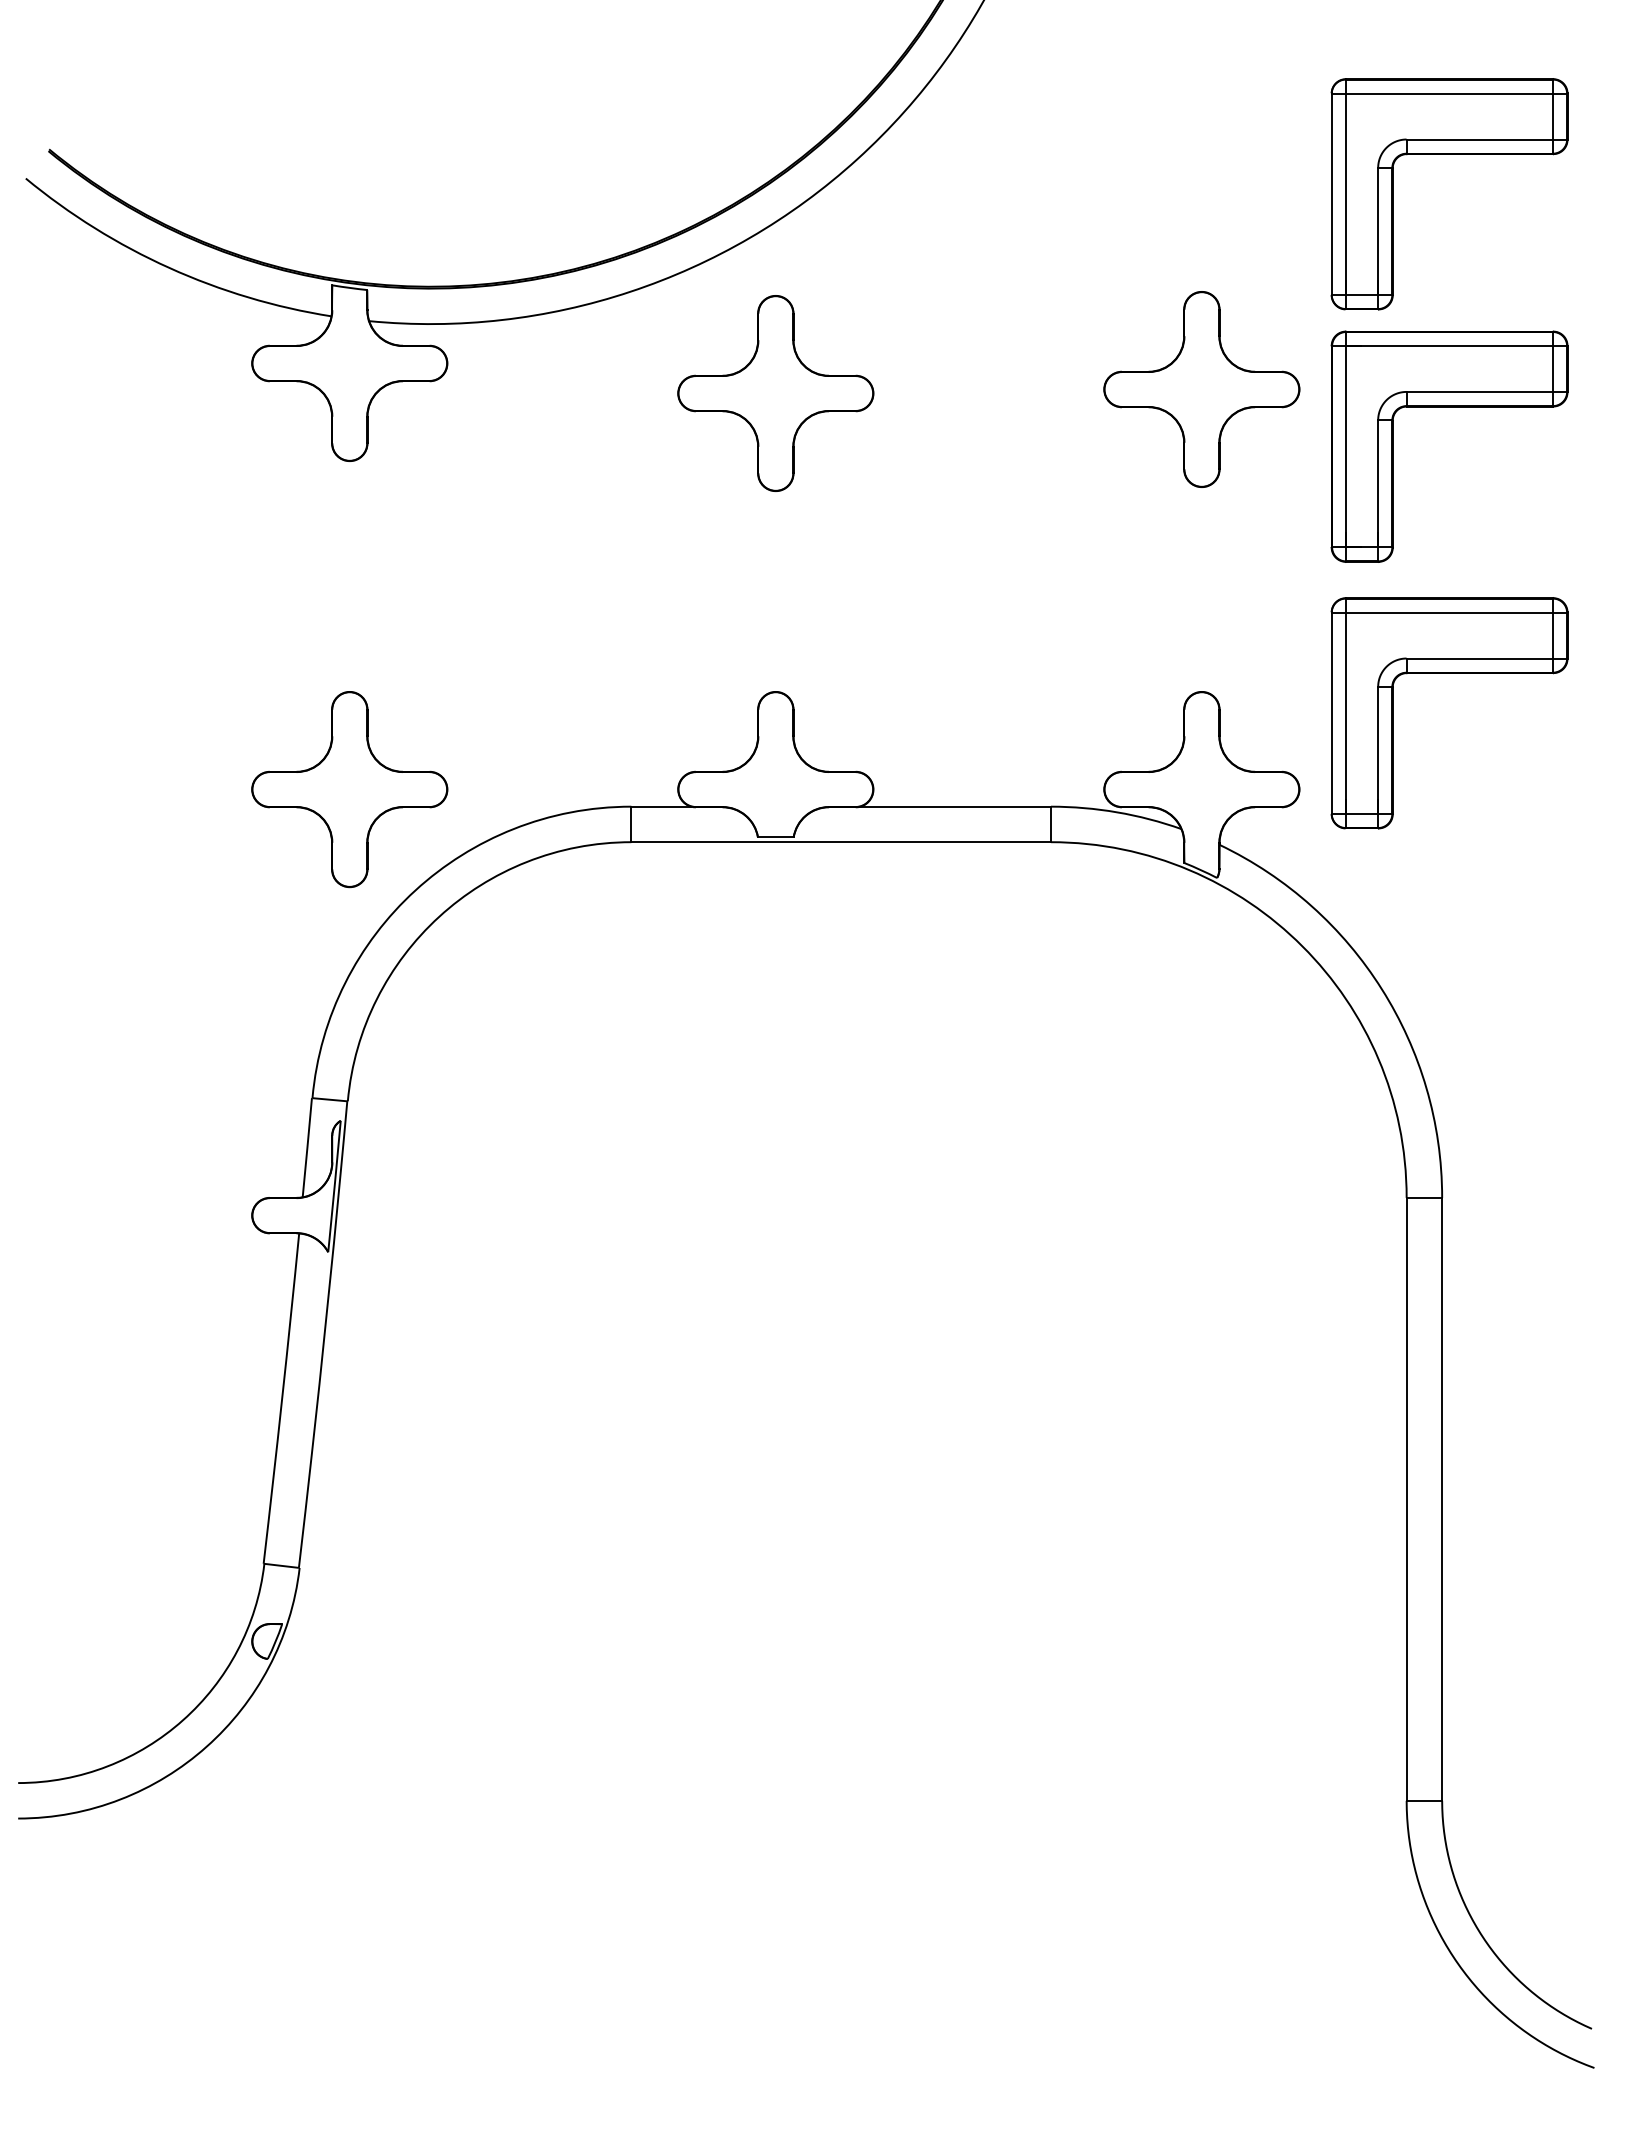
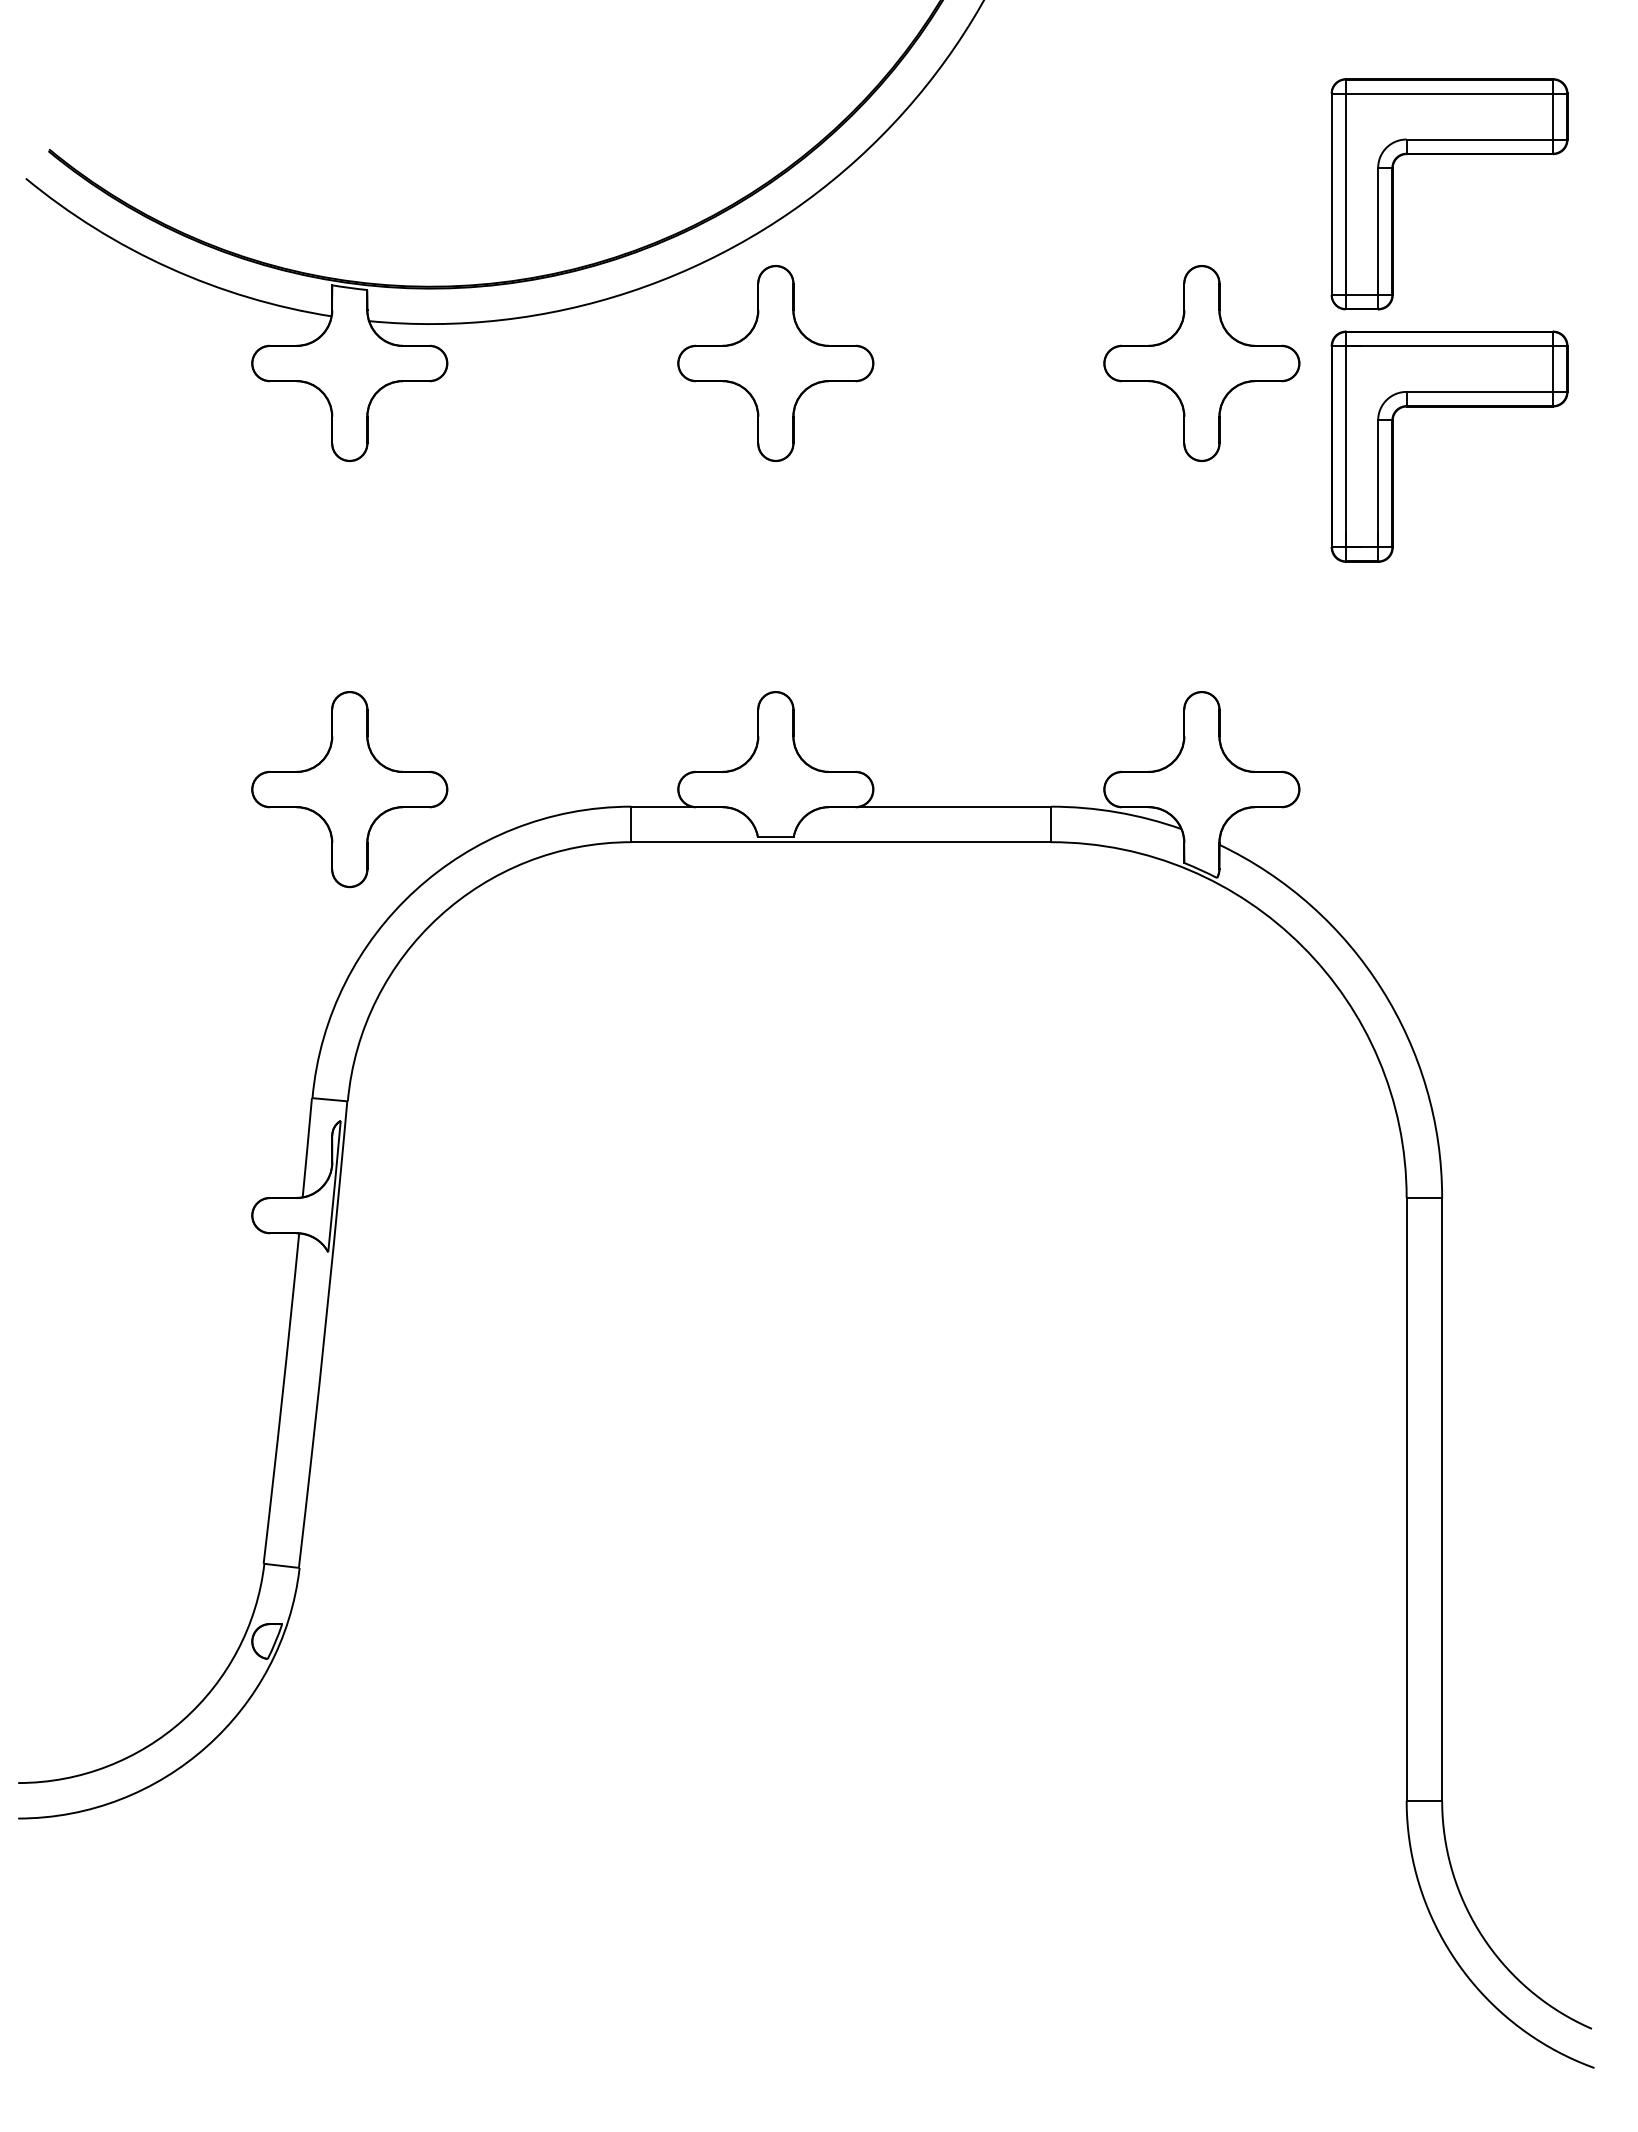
part position: (1201, 389) -> (1201, 363) (1201, 363)
part position: (775, 393) -> (775, 363) (775, 363)
part: present -> none (1449, 673)
